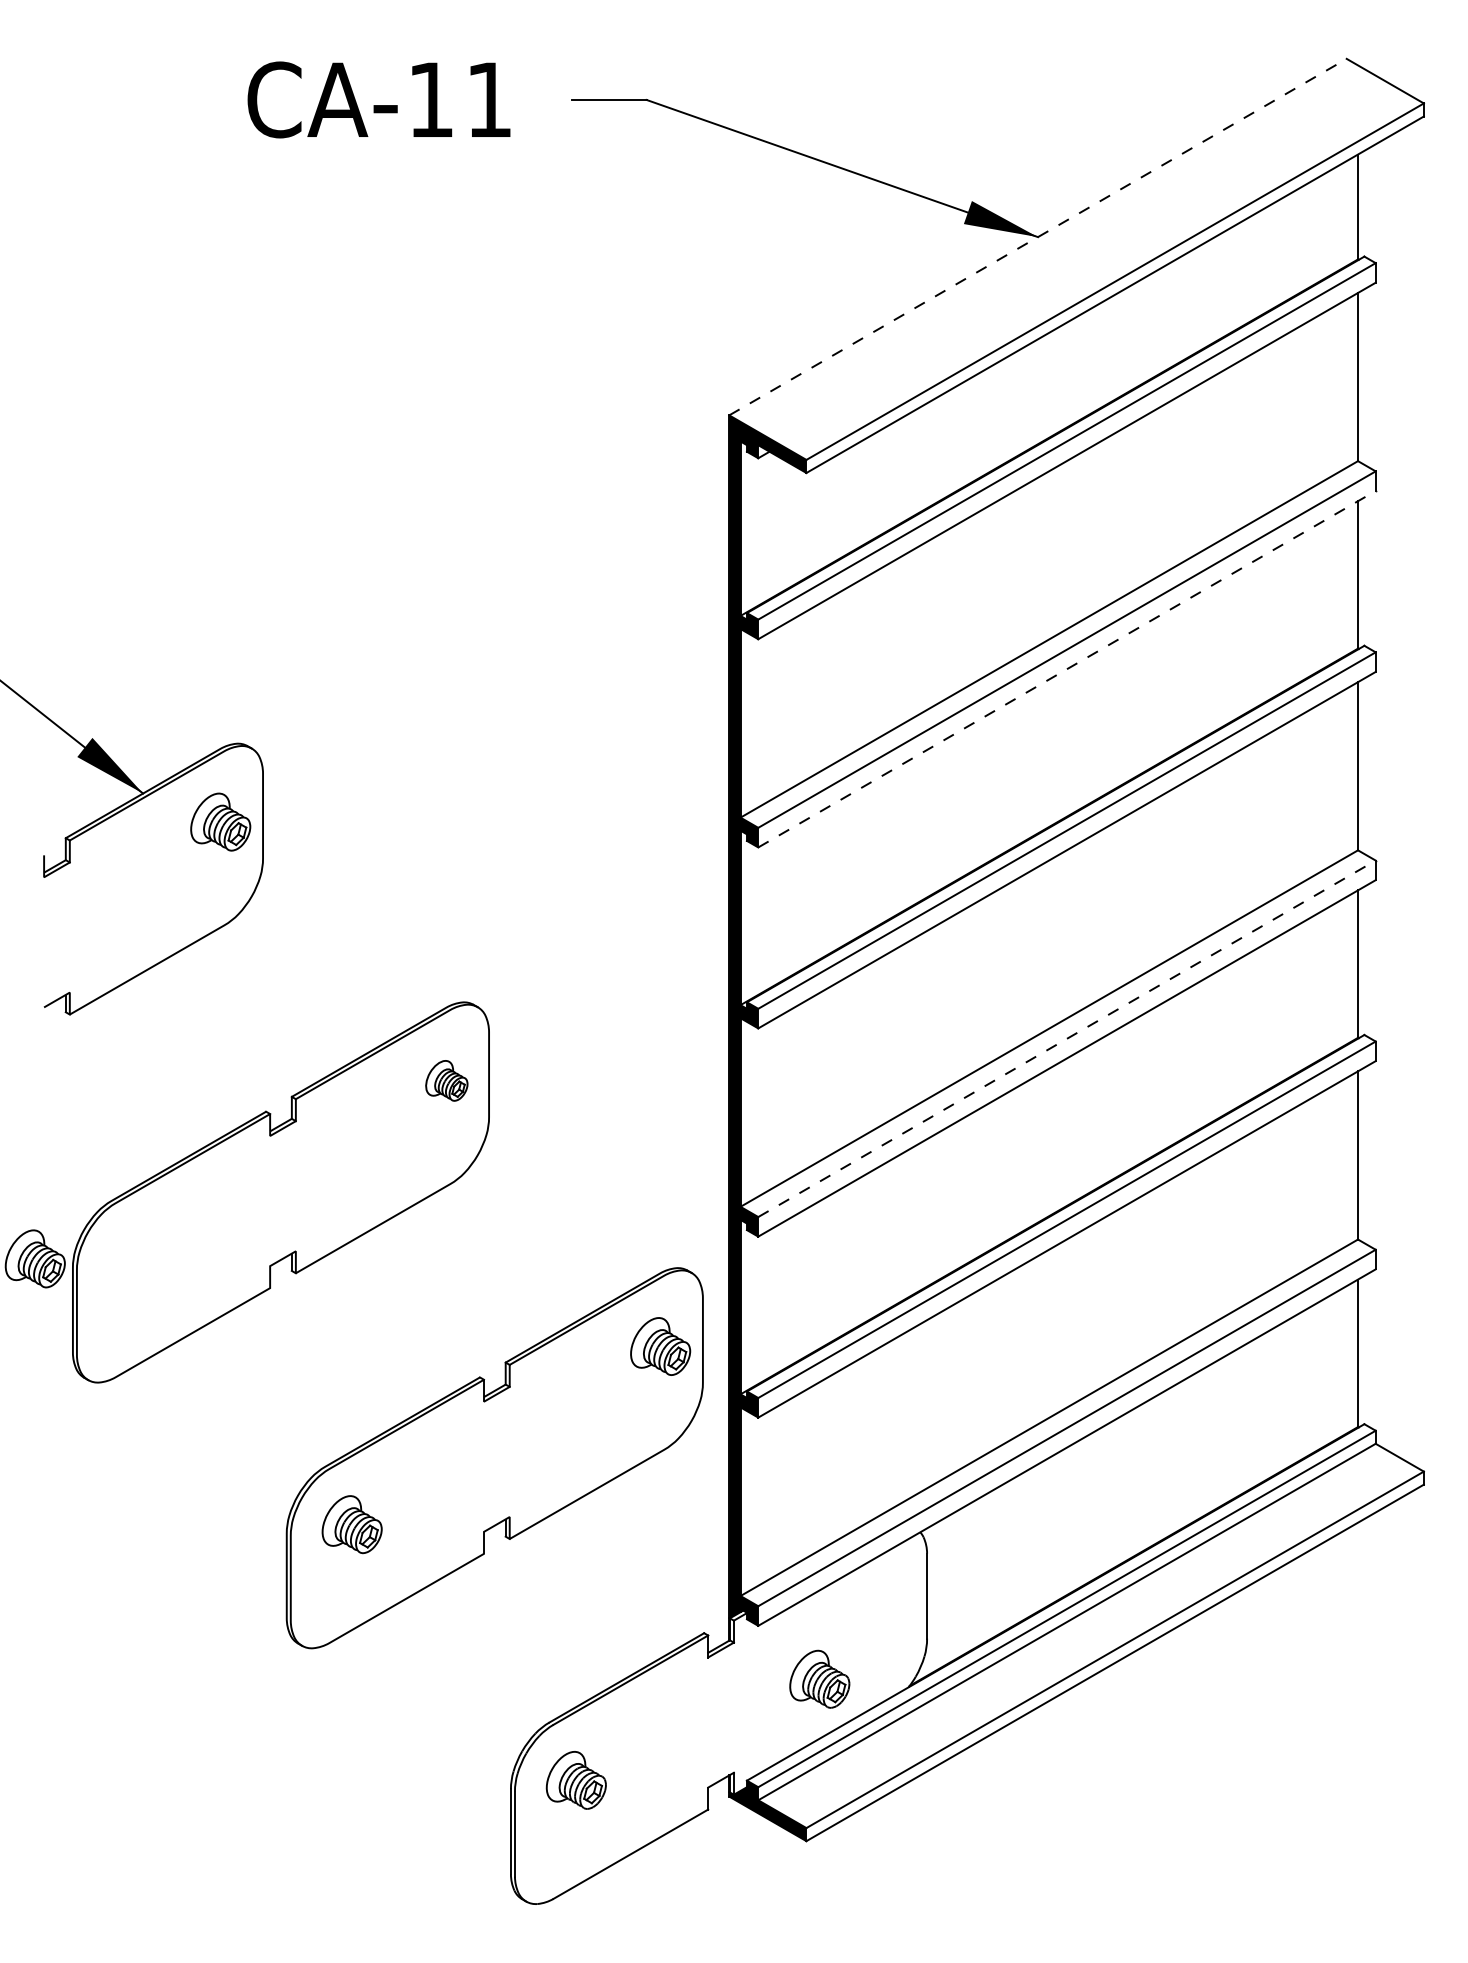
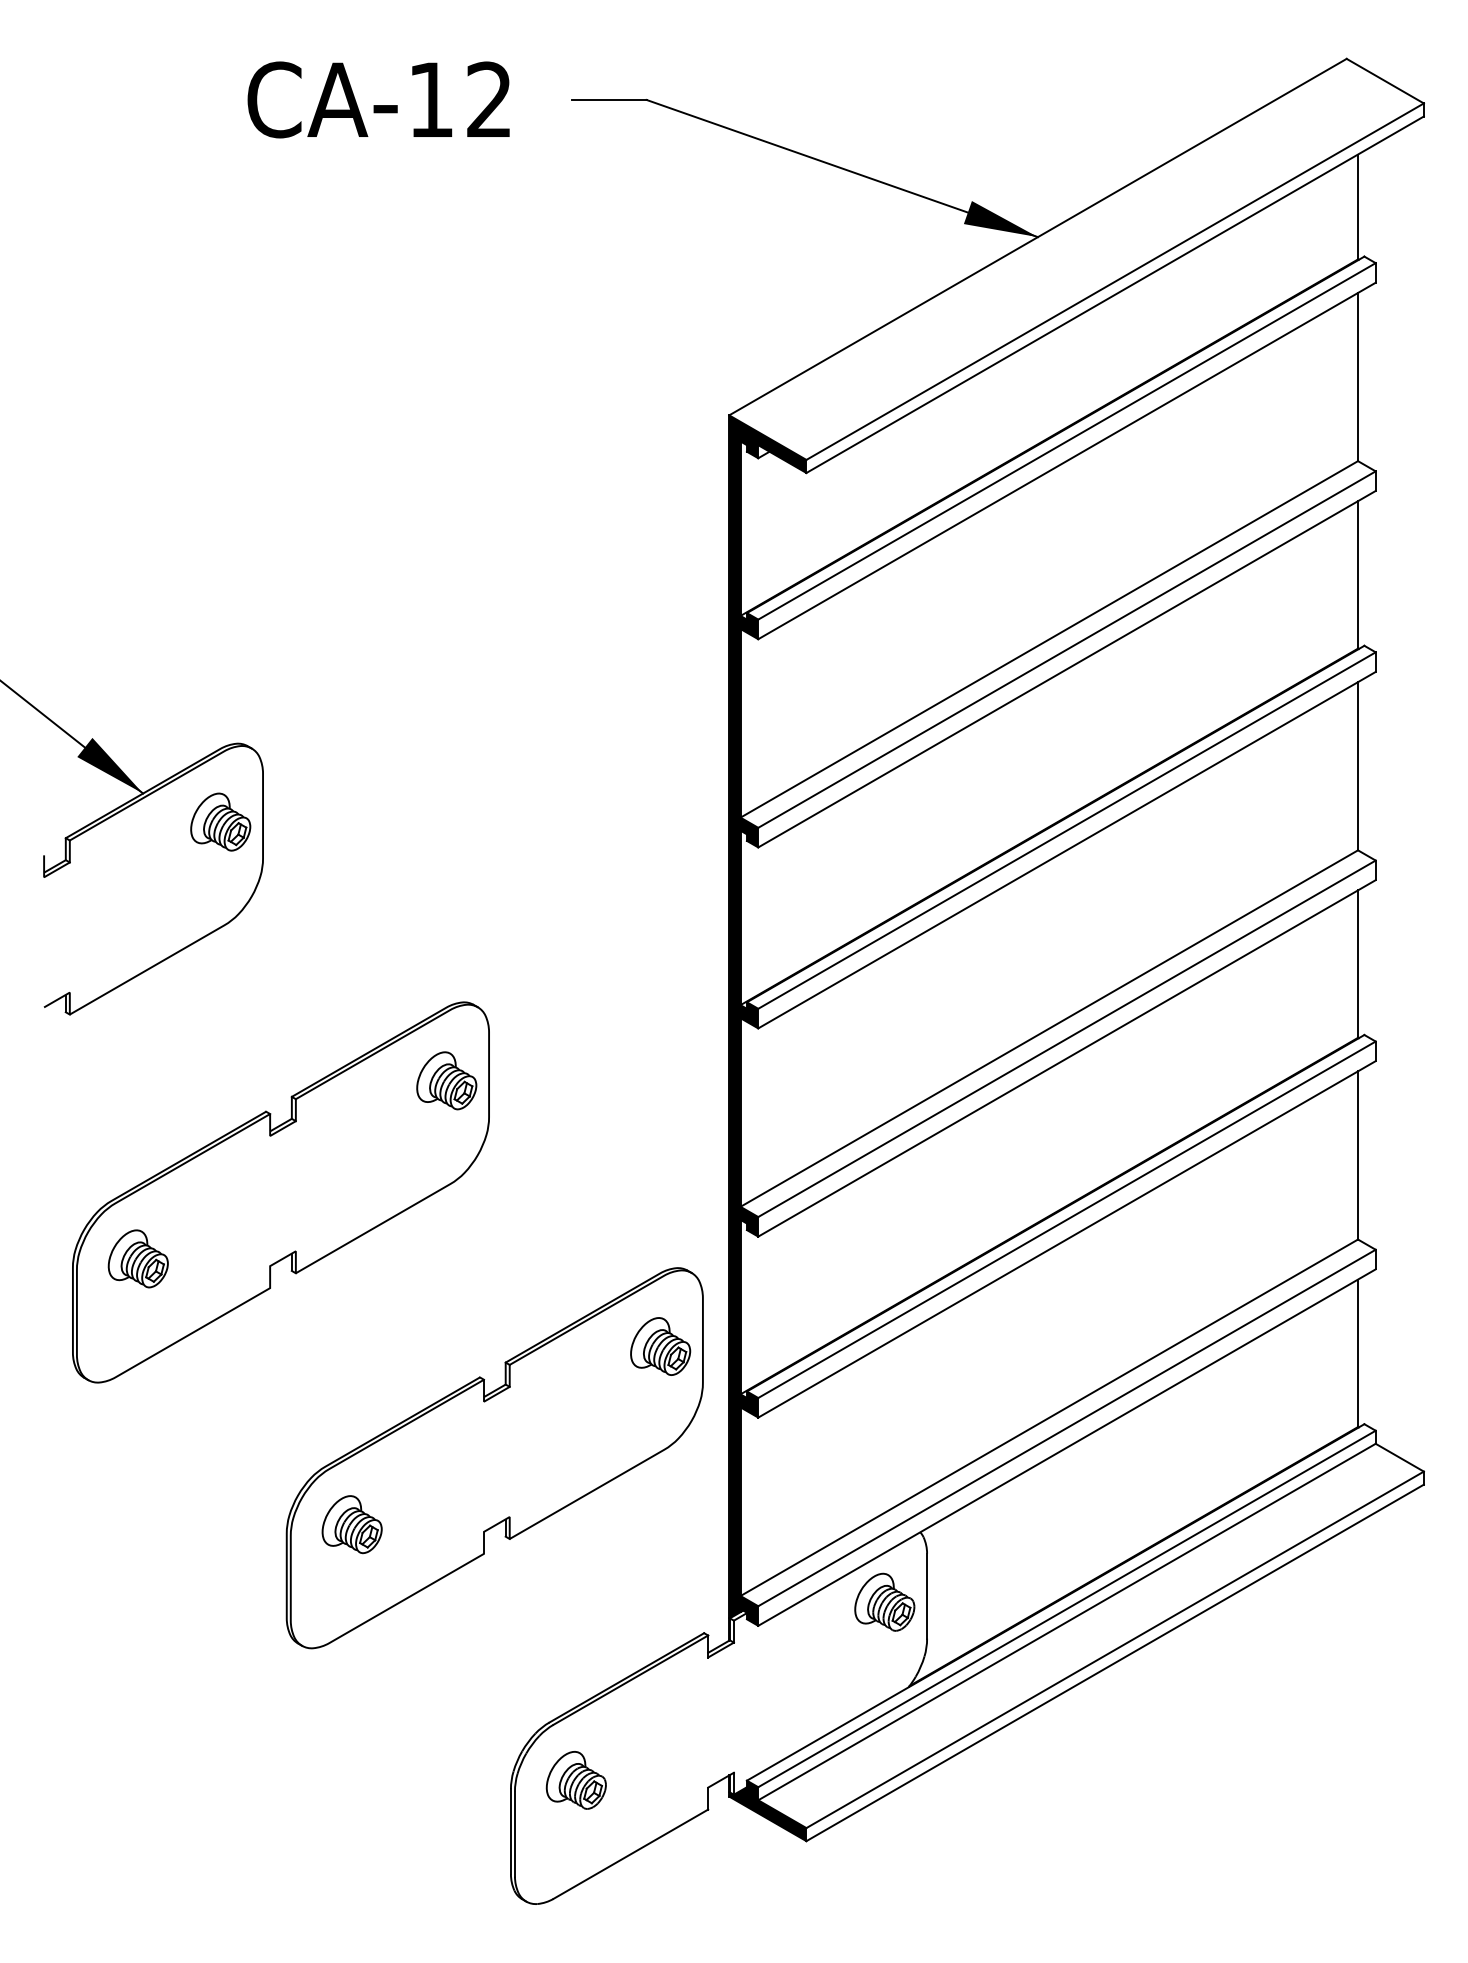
text: CA-11 -> CA-12 (488, 98)
line: dashed -> solid (1038, 236)
line: dashed -> solid (1067, 668)
line: dashed -> solid (1067, 1038)
part size: 44x42 px -> 62x60 px (446, 1080)
part position: (34, 1258) -> (137, 1258) (137, 1258)
part position: (819, 1678) -> (884, 1601) (884, 1601)
